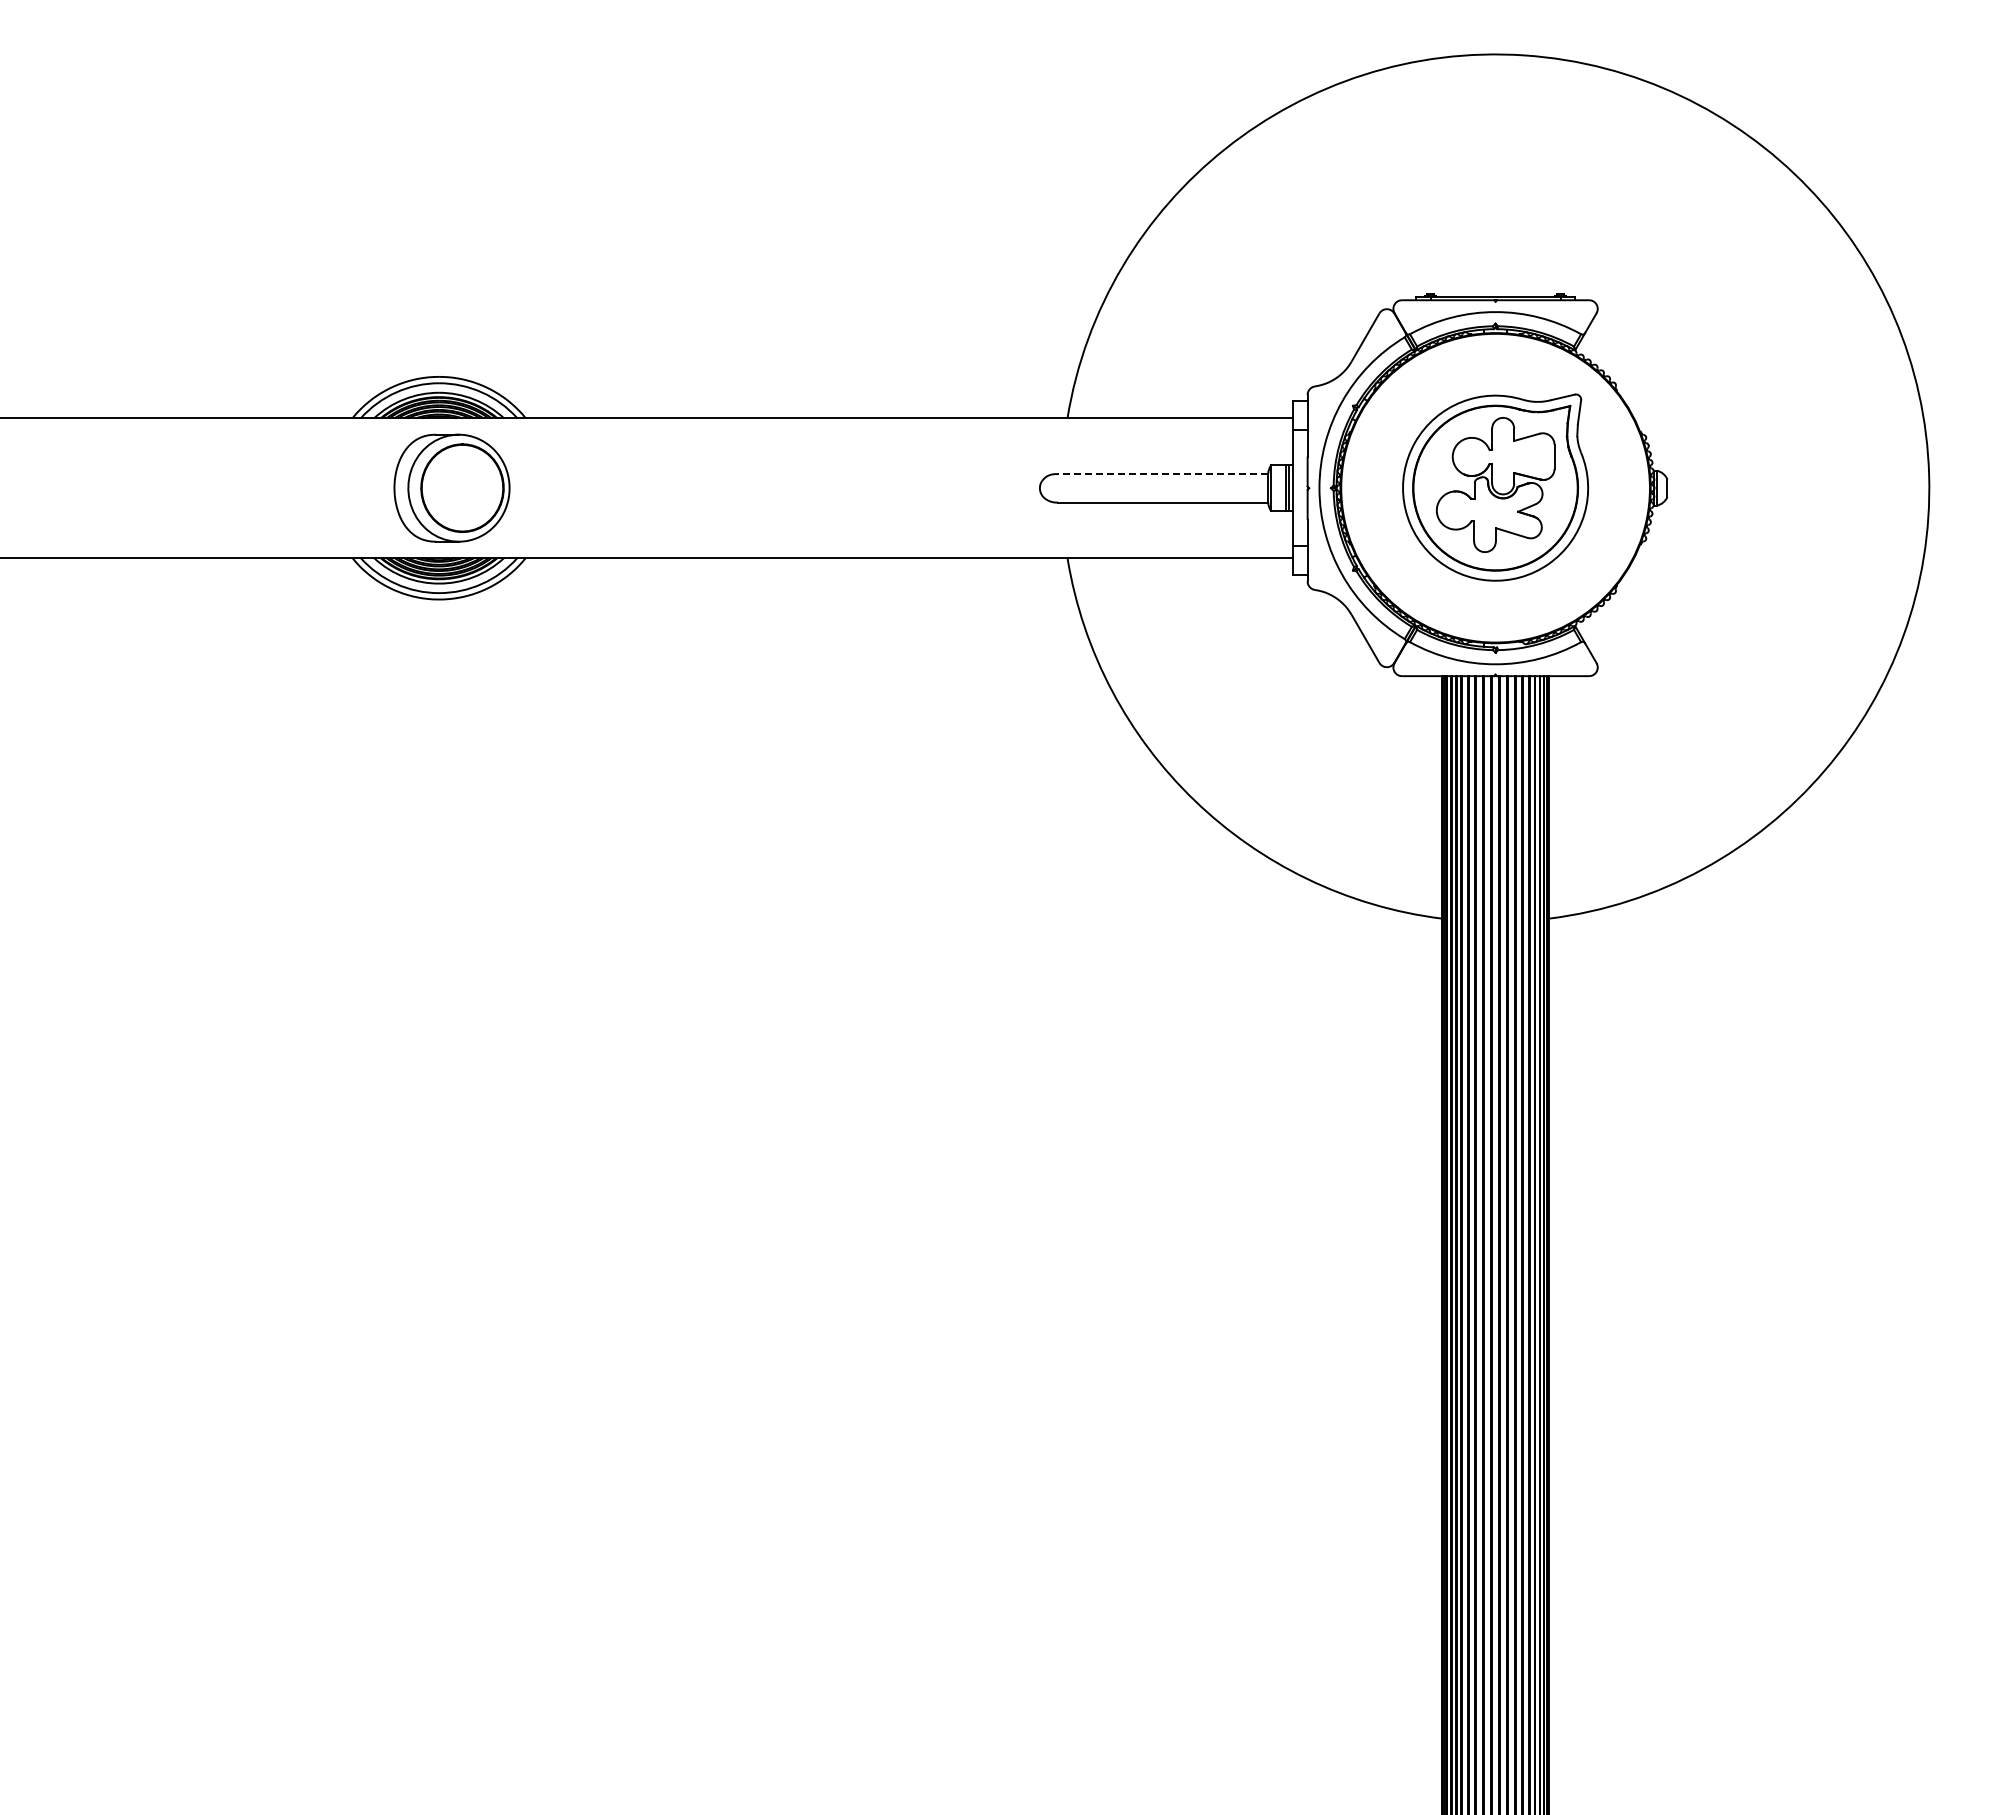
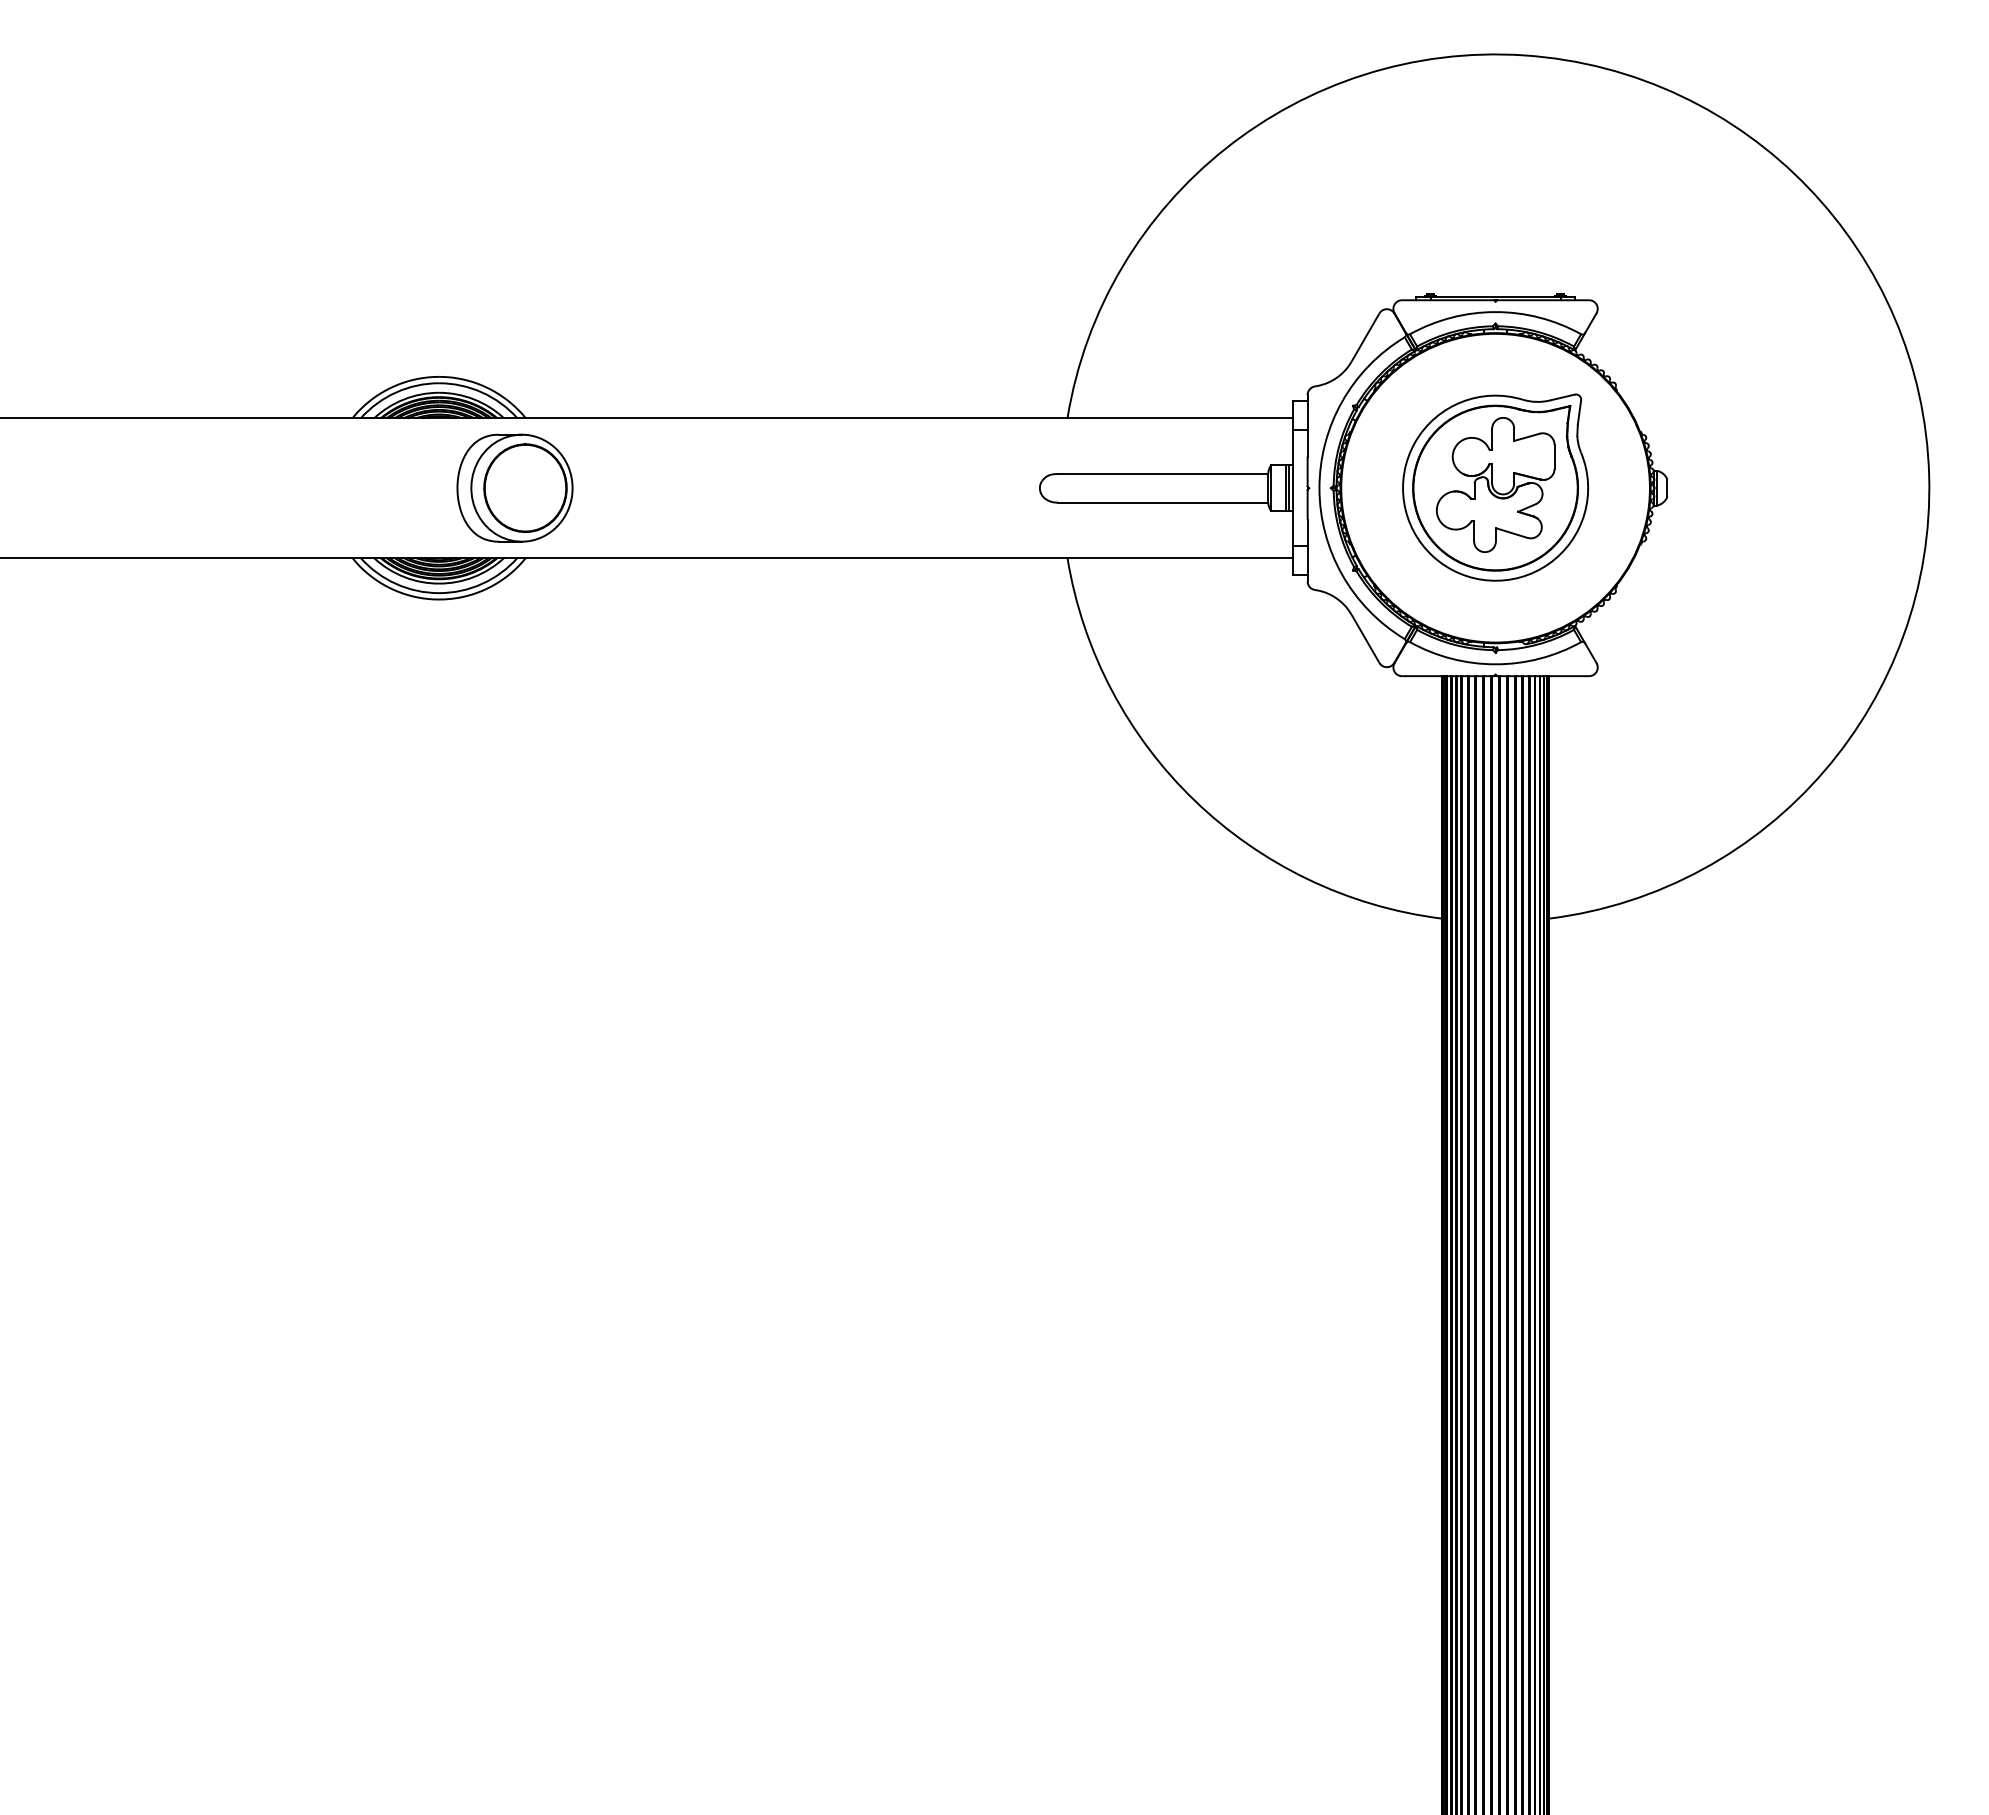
line: dashed -> solid (1162, 473)
part position: (451, 487) -> (514, 487) (514, 487)
